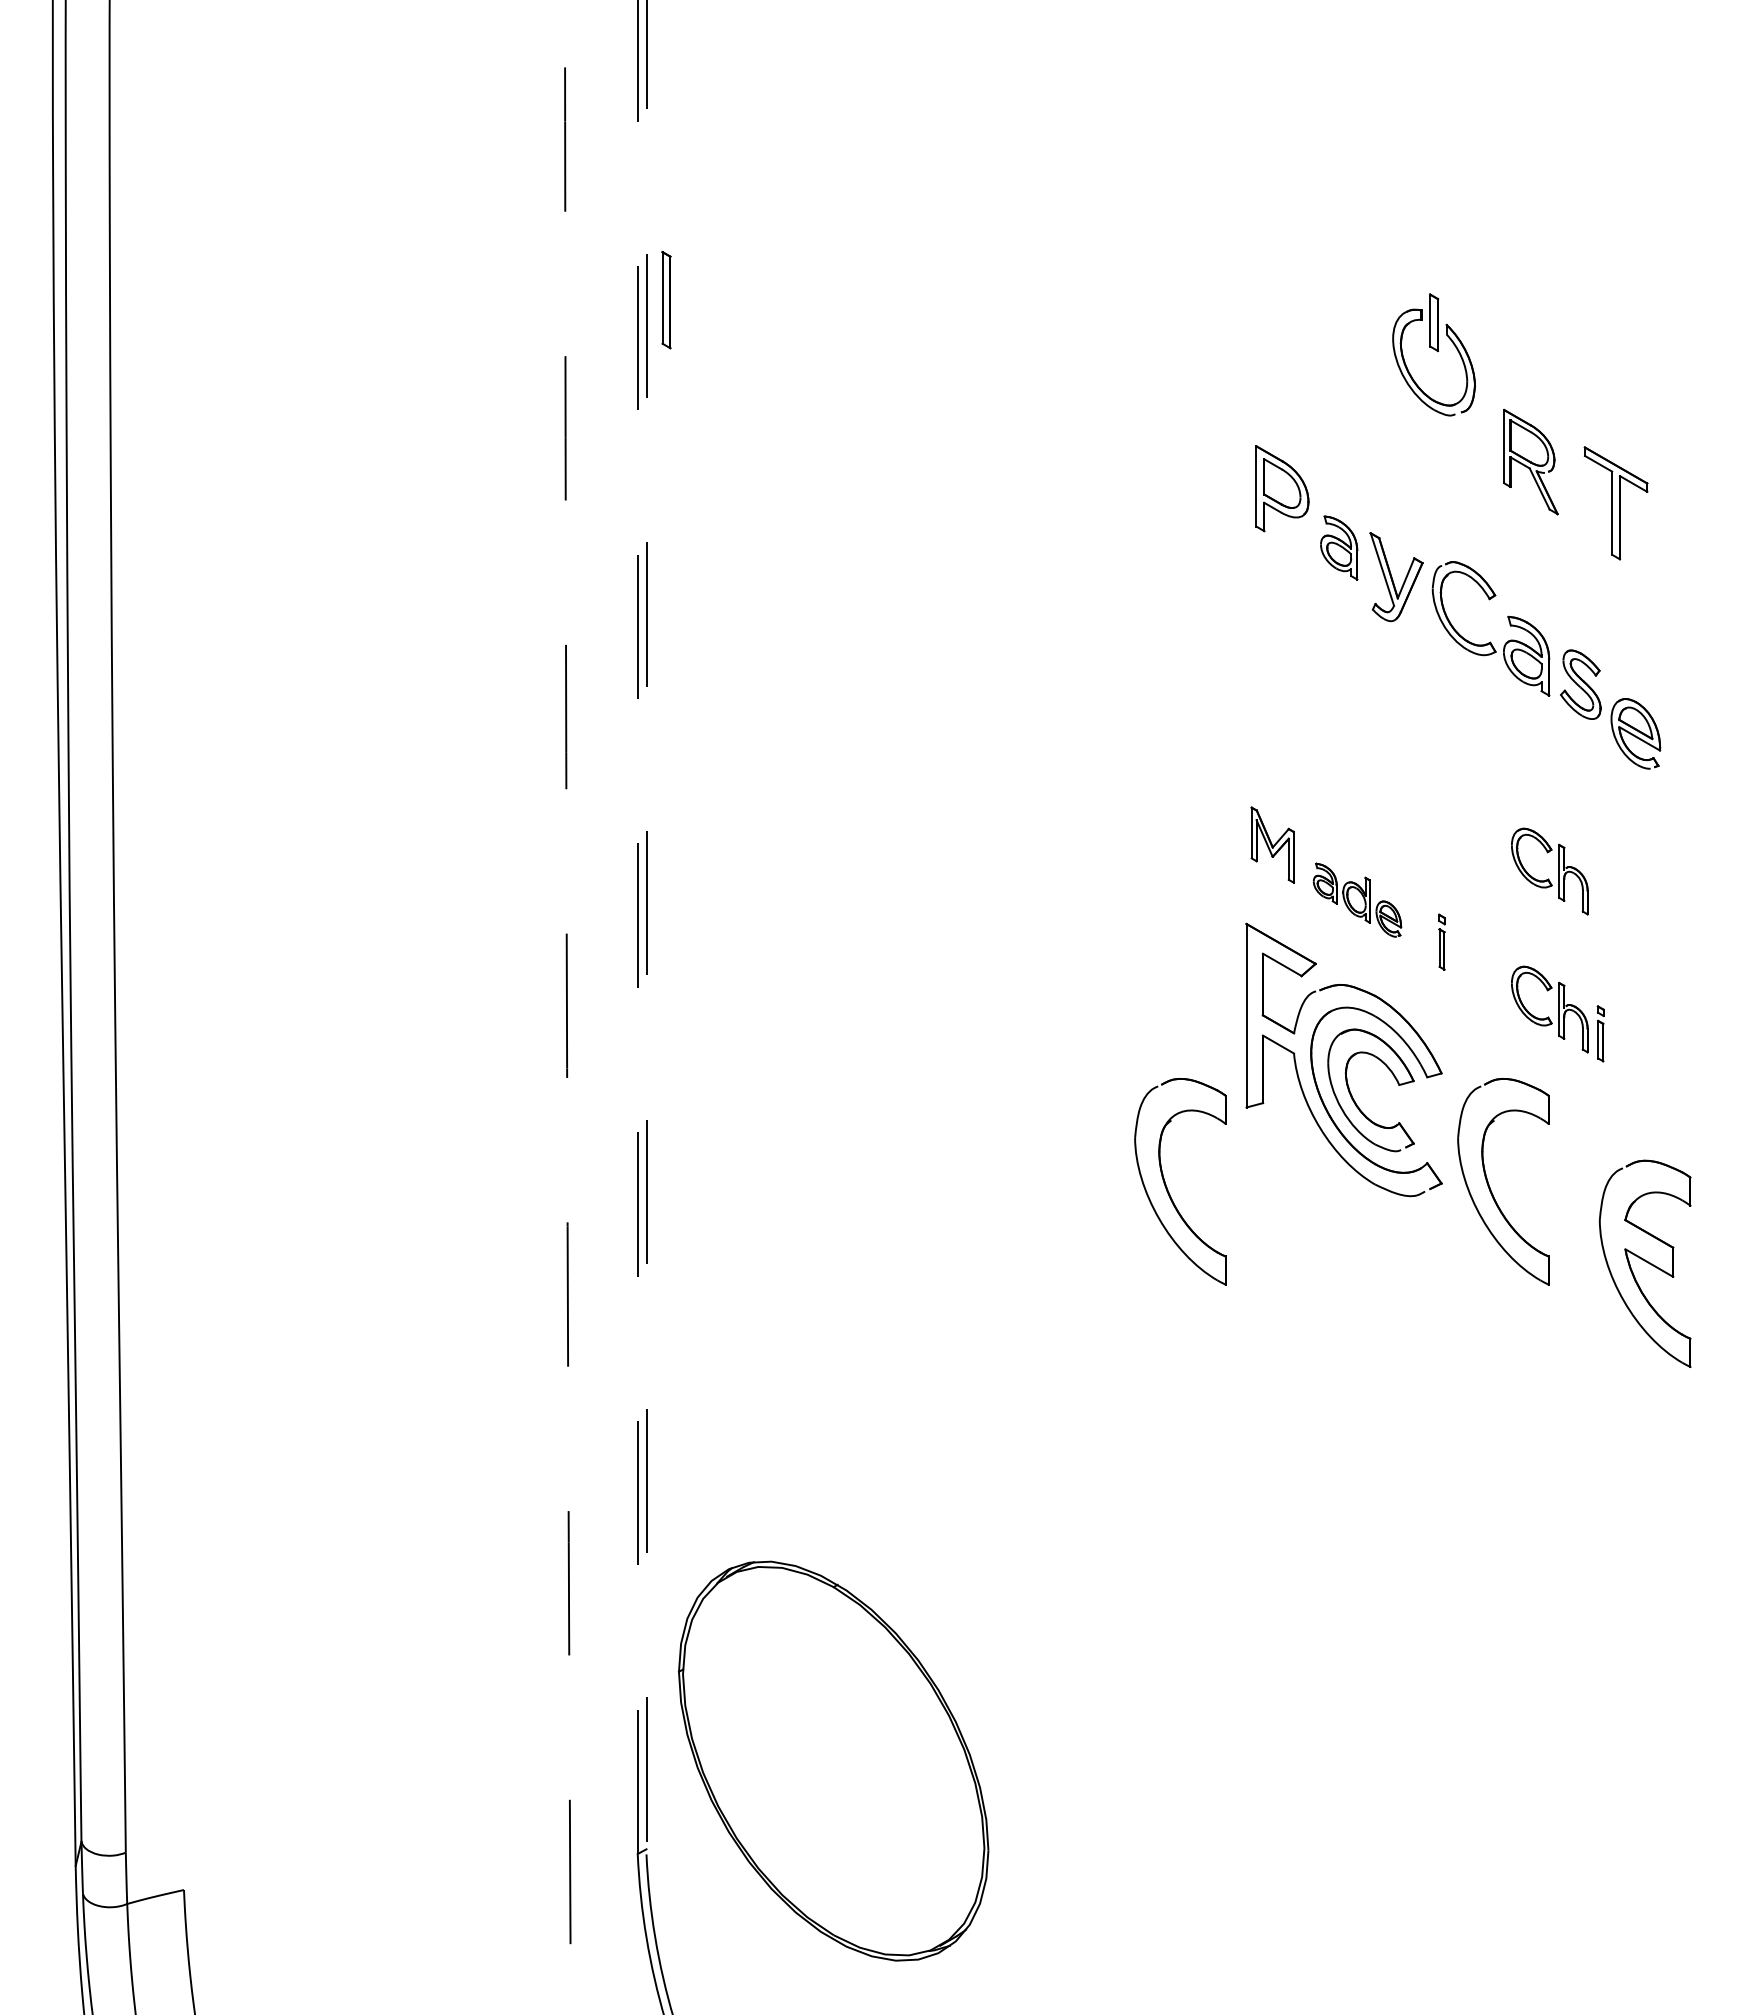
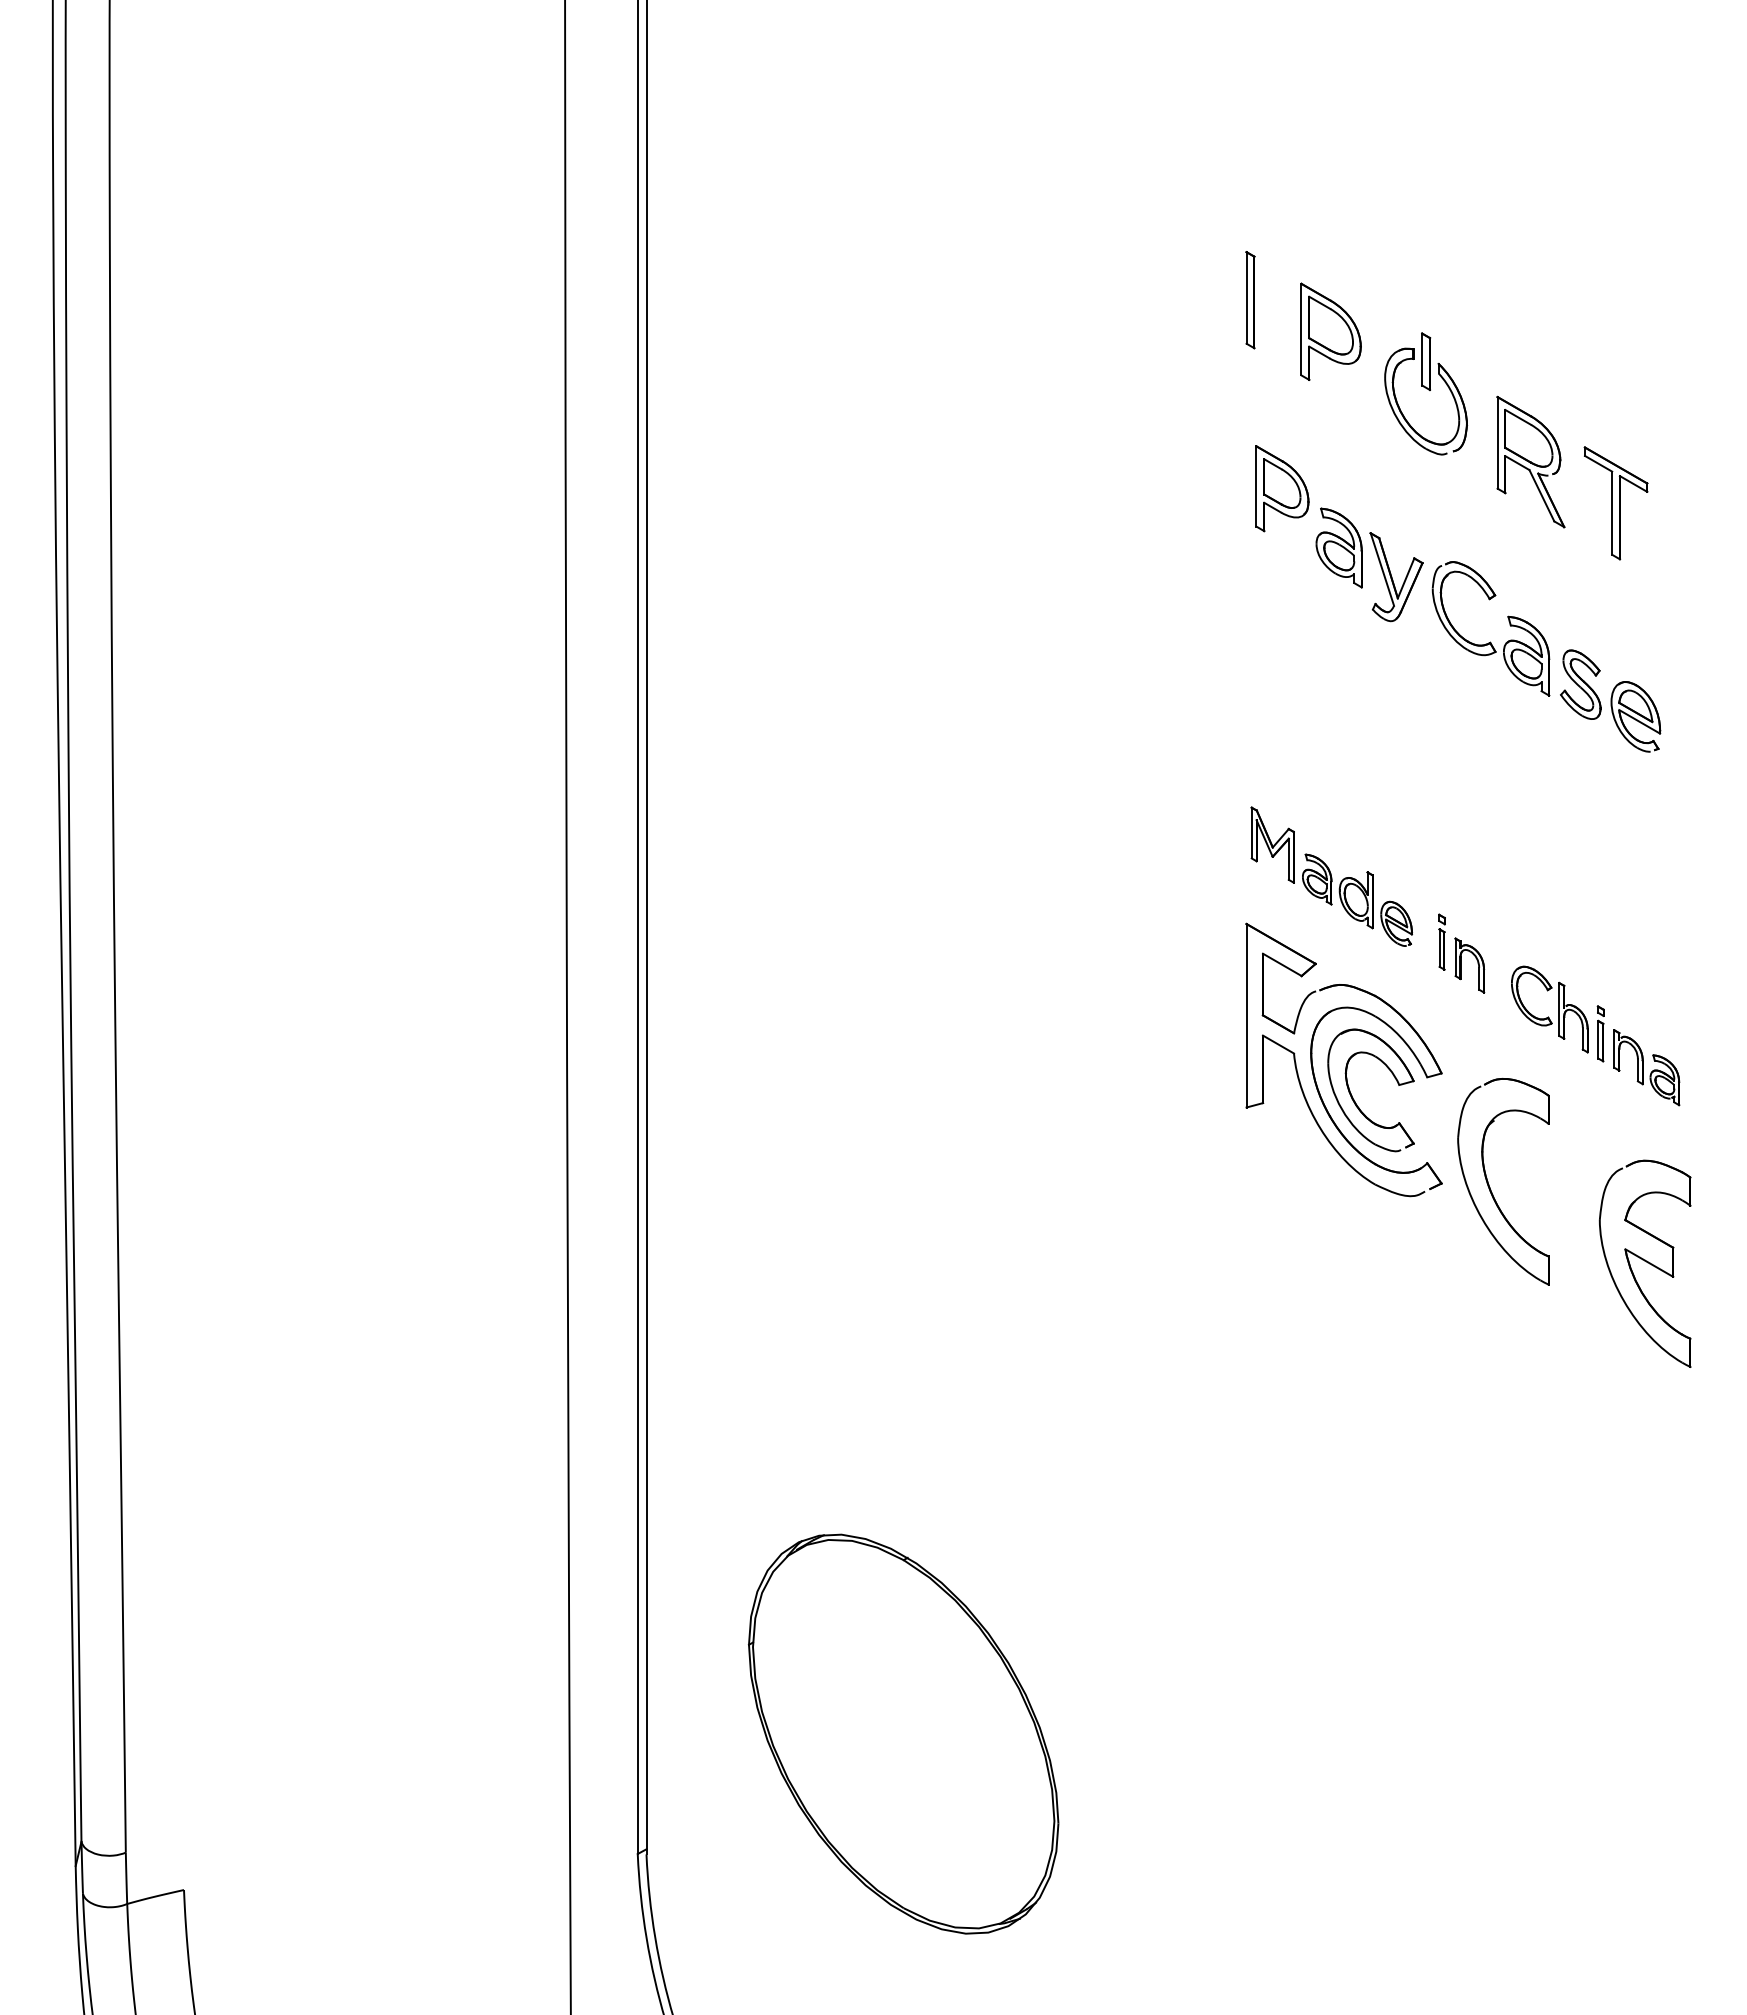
part position: (666, 300) -> (1250, 300) (1250, 300)
part: none -> present (1330, 331)
part position: (1433, 354) -> (1425, 393) (1425, 393)
part size: 56x108 px -> 70x134 px (1530, 461)
part size: 39x66 px -> 48x82 px (1338, 547)
part position: (1635, 733) -> (1635, 716) (1635, 716)
part: present -> none (1548, 878)
part size: 90x76 px -> 111x94 px (1357, 899)
line: dashed -> solid (637, 927)
line: dashed -> solid (646, 927)
part: none -> present (1461, 965)
arc: dashed -> solid (567, 1007)
part: none -> present (1646, 1067)
part: present -> none (1166, 1184)
part position: (833, 1760) -> (903, 1733) (903, 1733)
